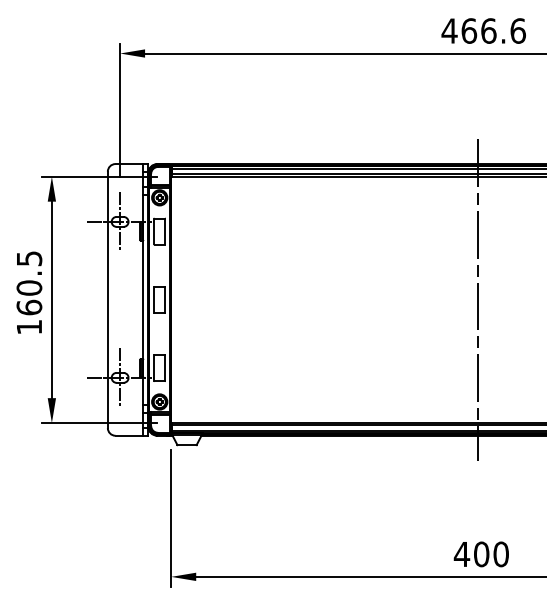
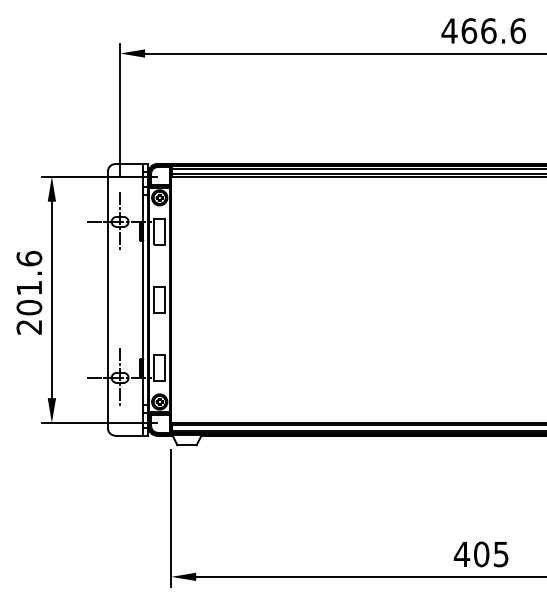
text: 160.5 -> 201.6 (29, 292)
line: present -> none (478, 299)
text: 400 -> 405 (500, 554)
